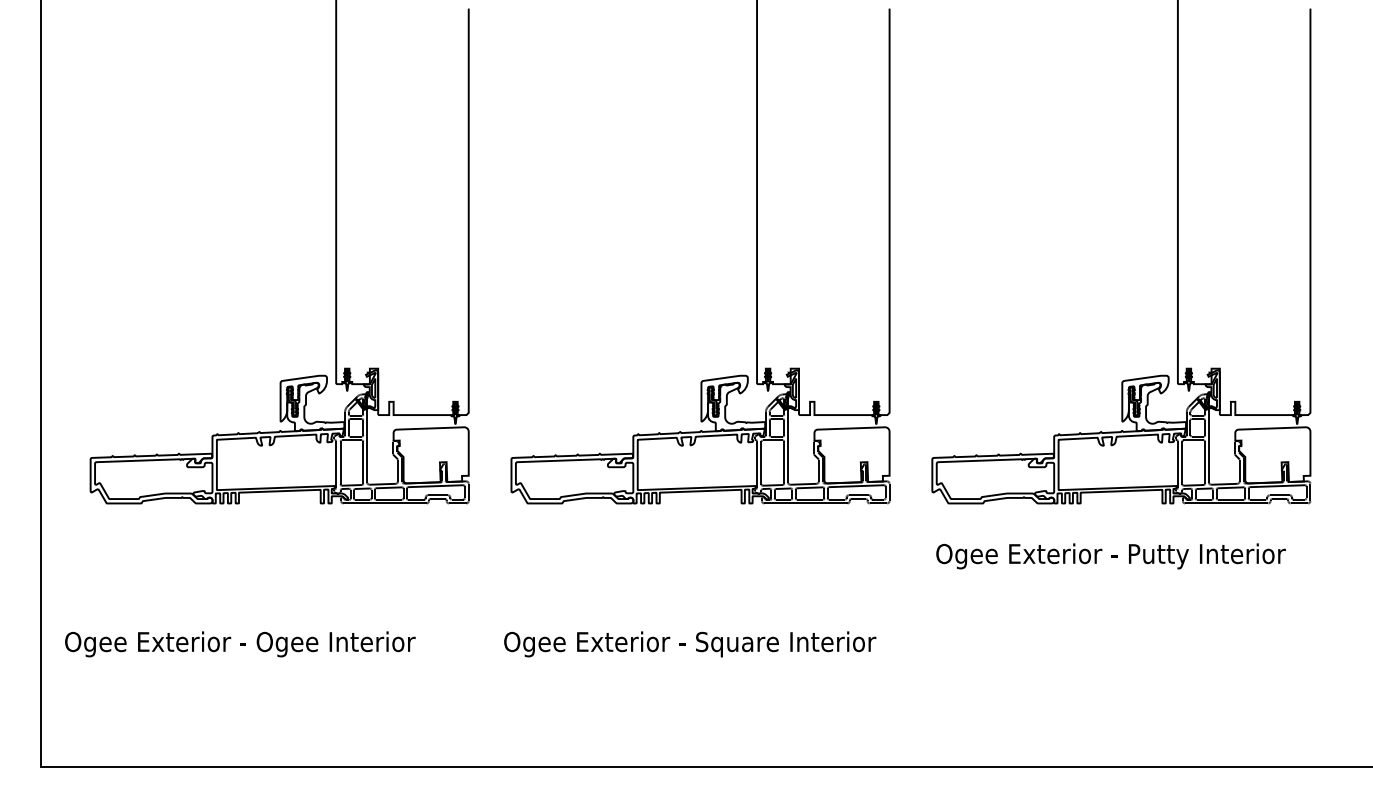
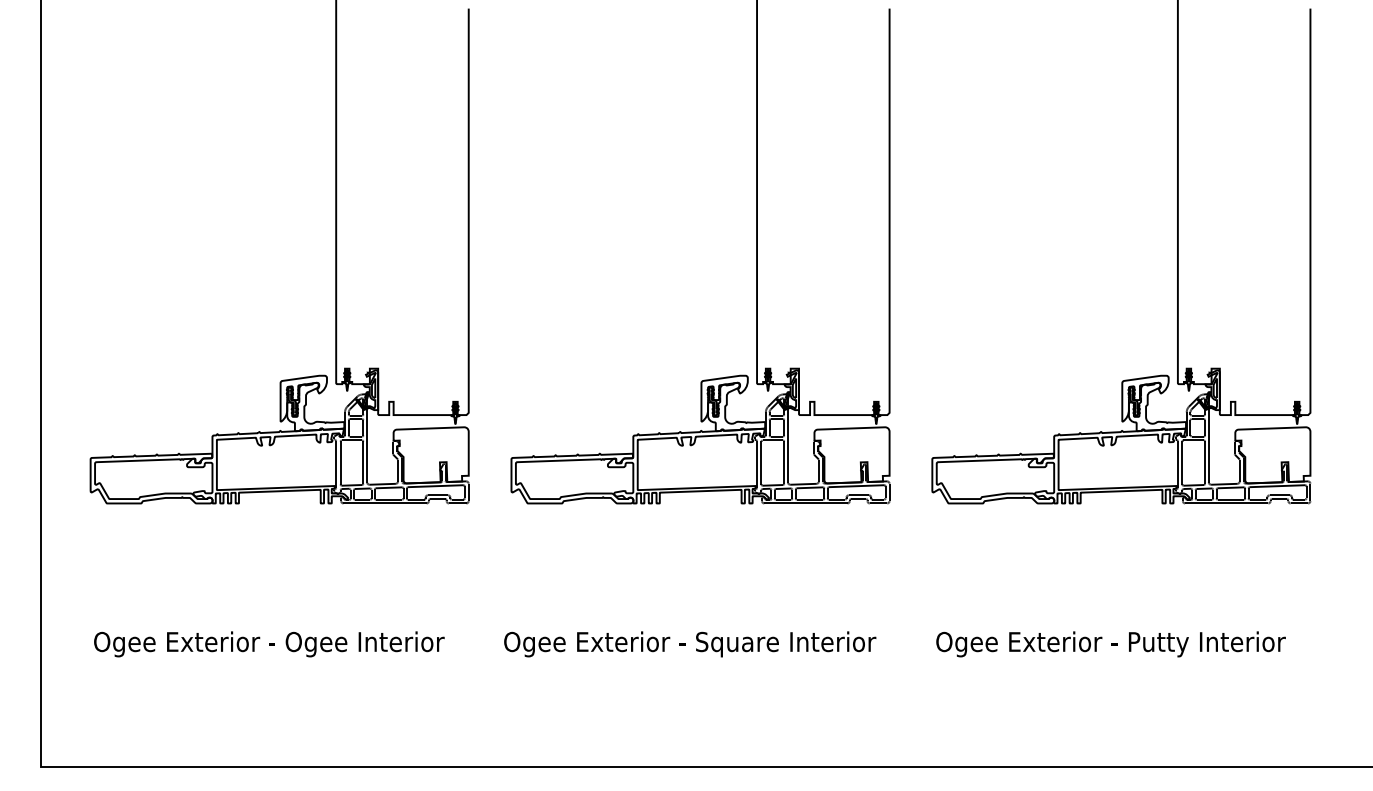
text position: (1110, 556) -> (1110, 644) (1110, 644)
text position: (240, 644) -> (269, 644) (269, 644)
